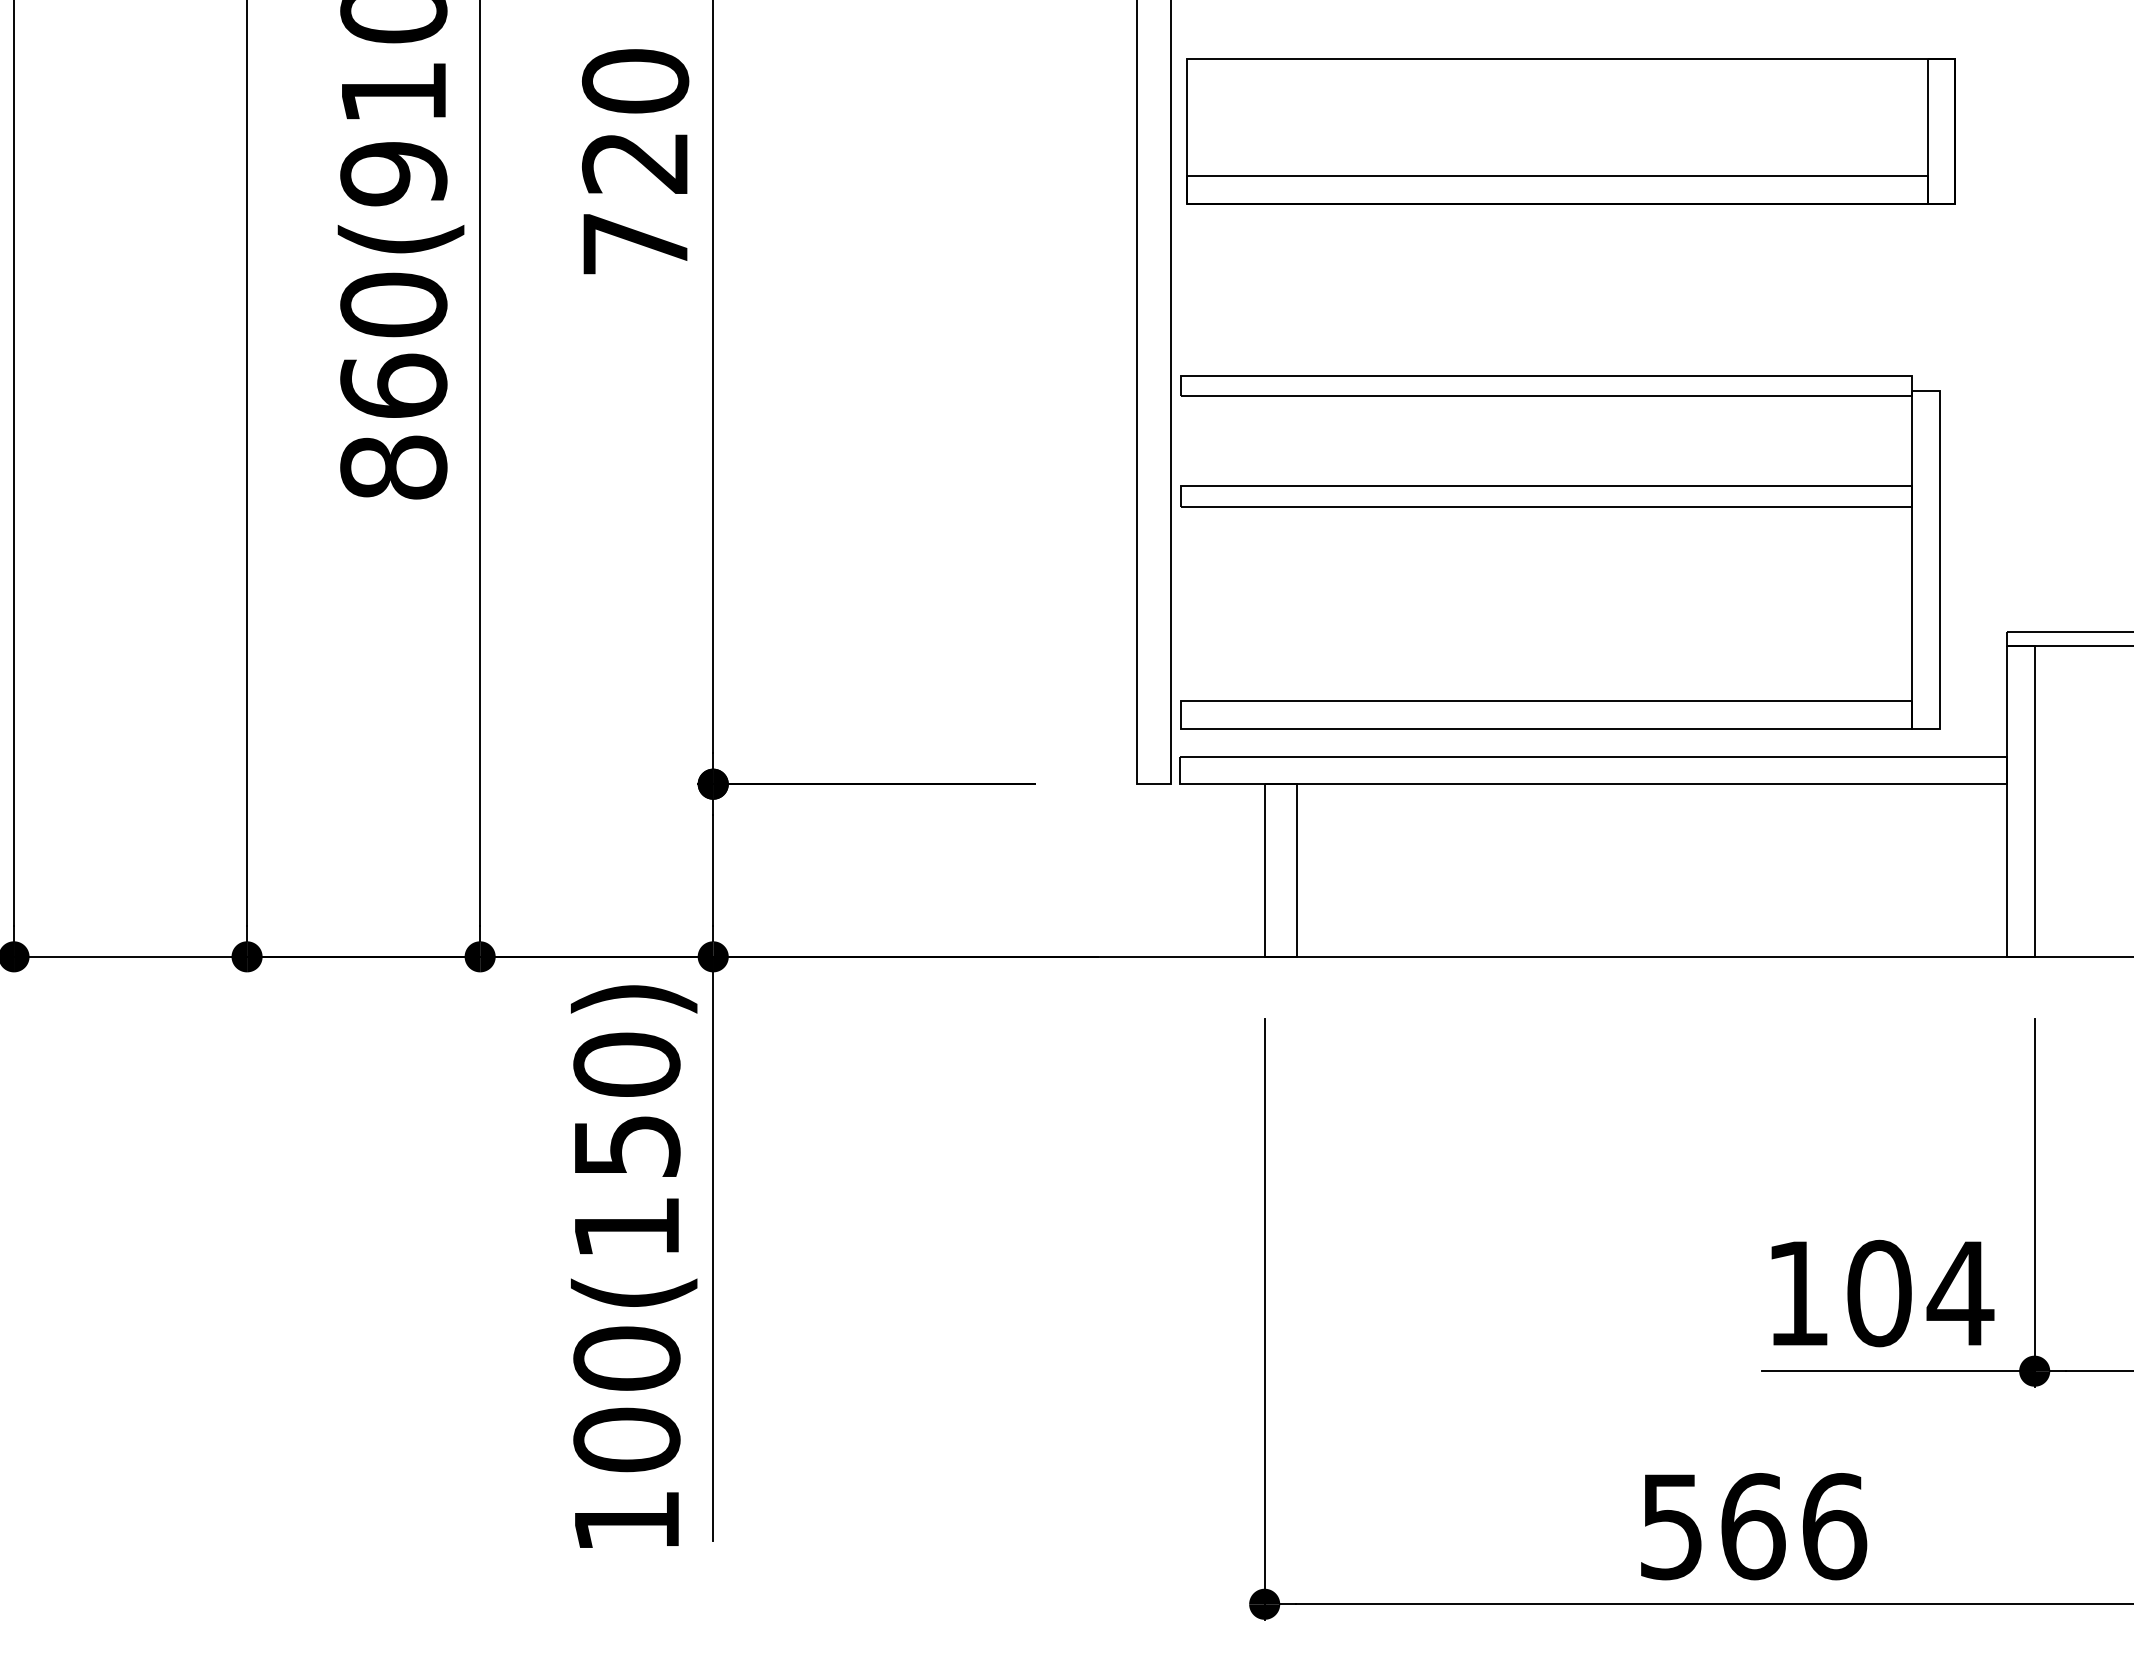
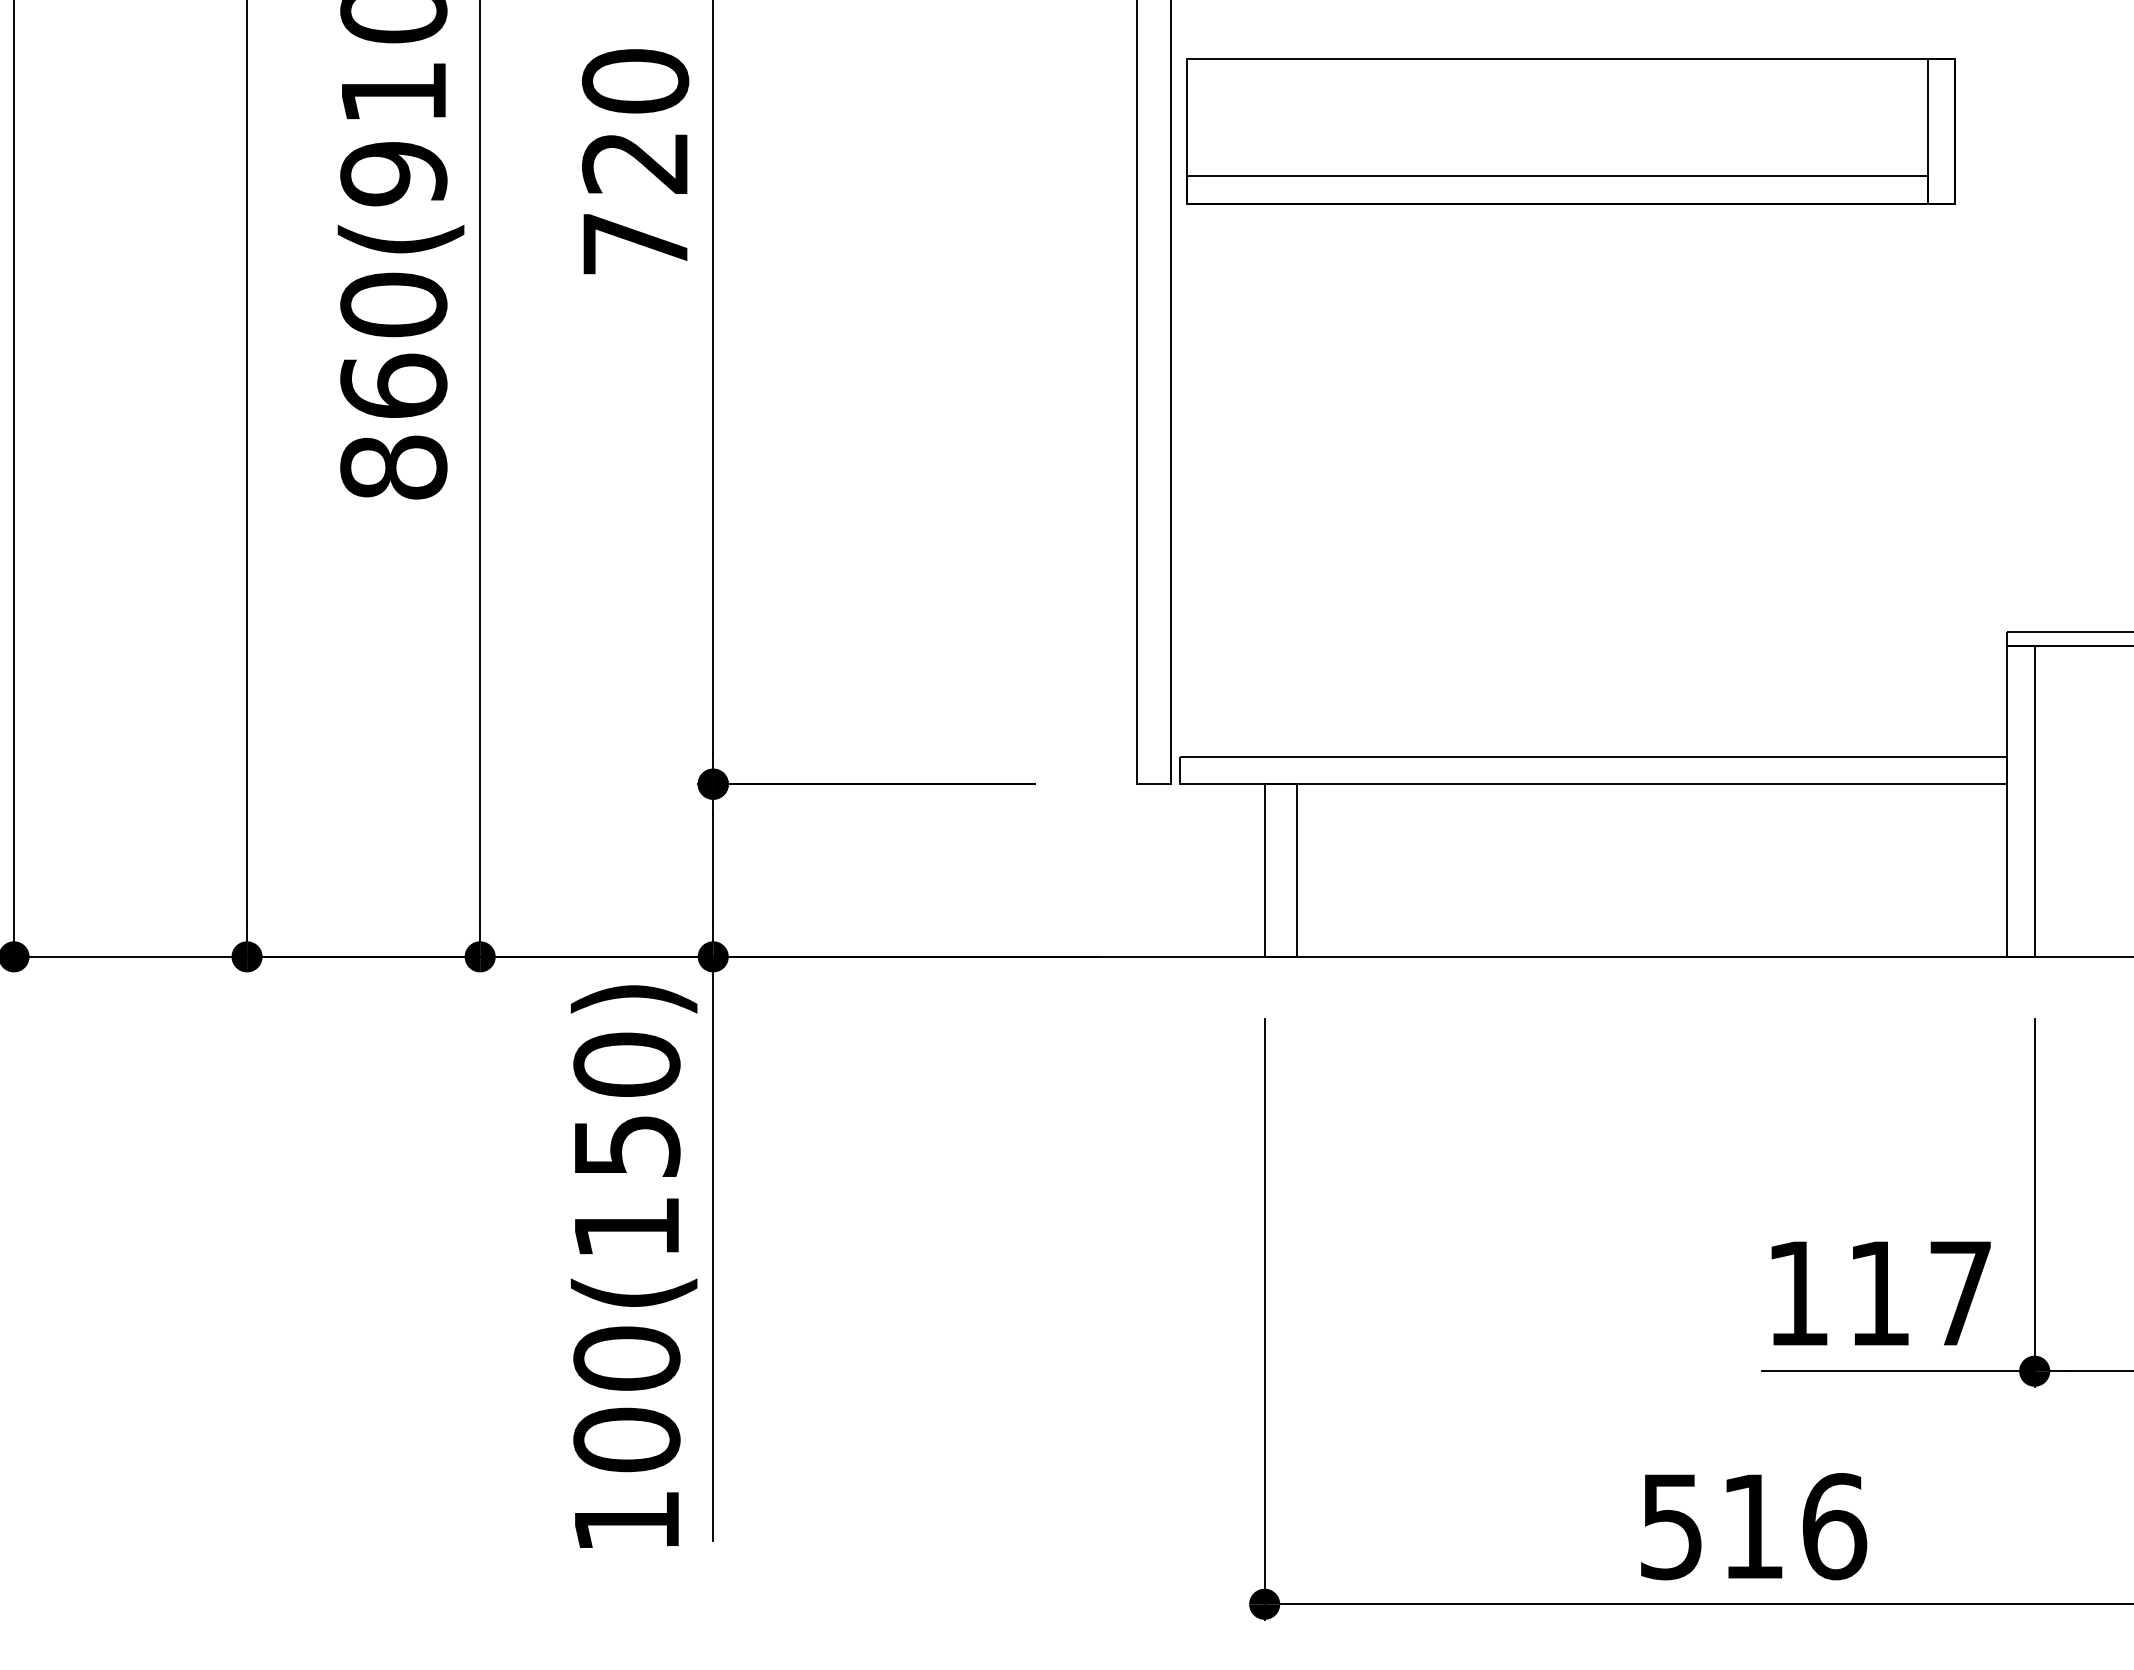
part: present -> none (1560, 507)
text: 104 -> 117 (1920, 1293)
text: 566 -> 516 (1753, 1526)
